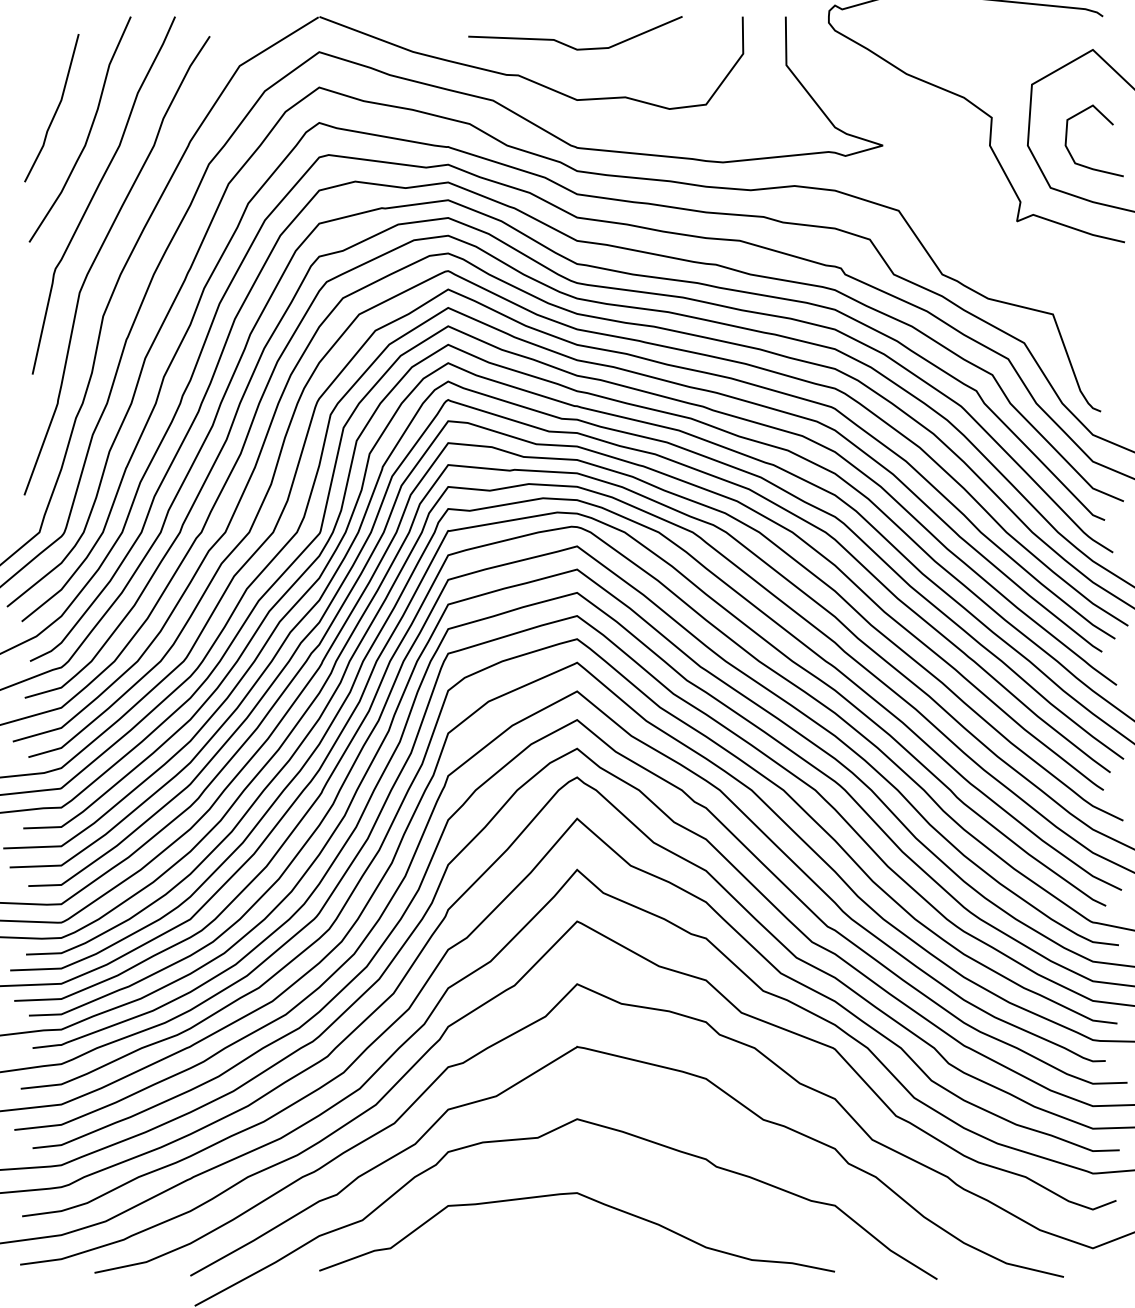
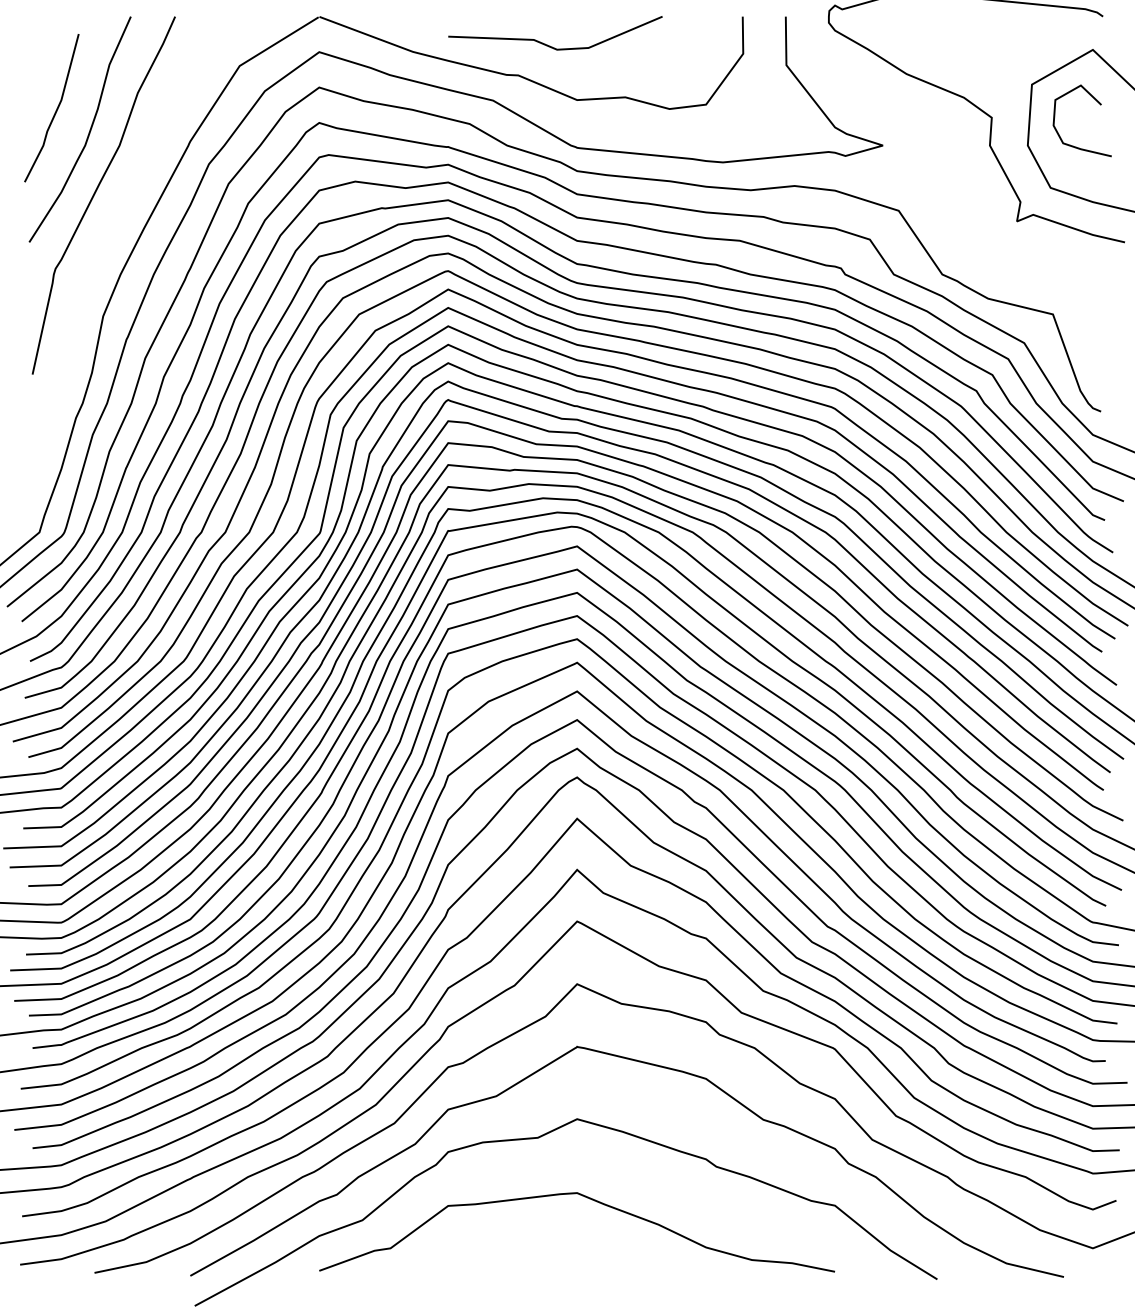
line position: (570, 45) -> (550, 45) (550, 45)
curve position: (1110, 123) -> (1098, 103) (1098, 103)
curve: present -> none (98, 255)
